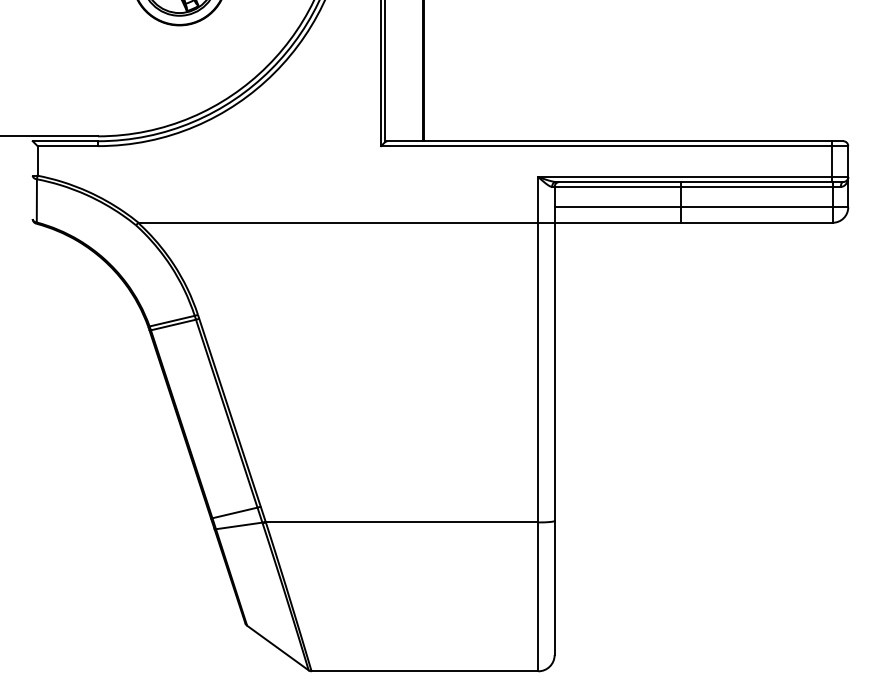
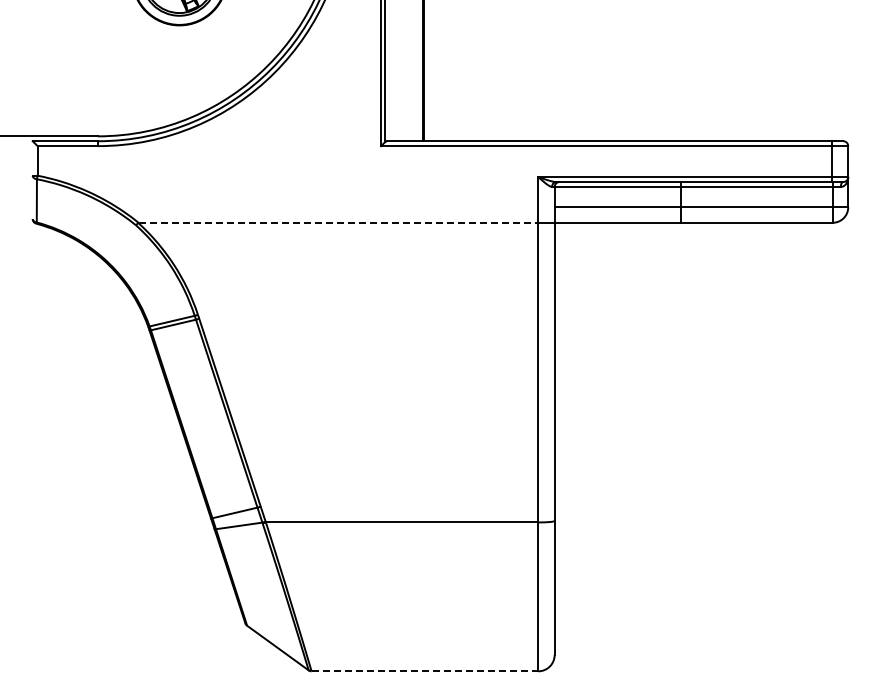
line: solid -> dashed (338, 222)
line: solid -> dashed (425, 671)
